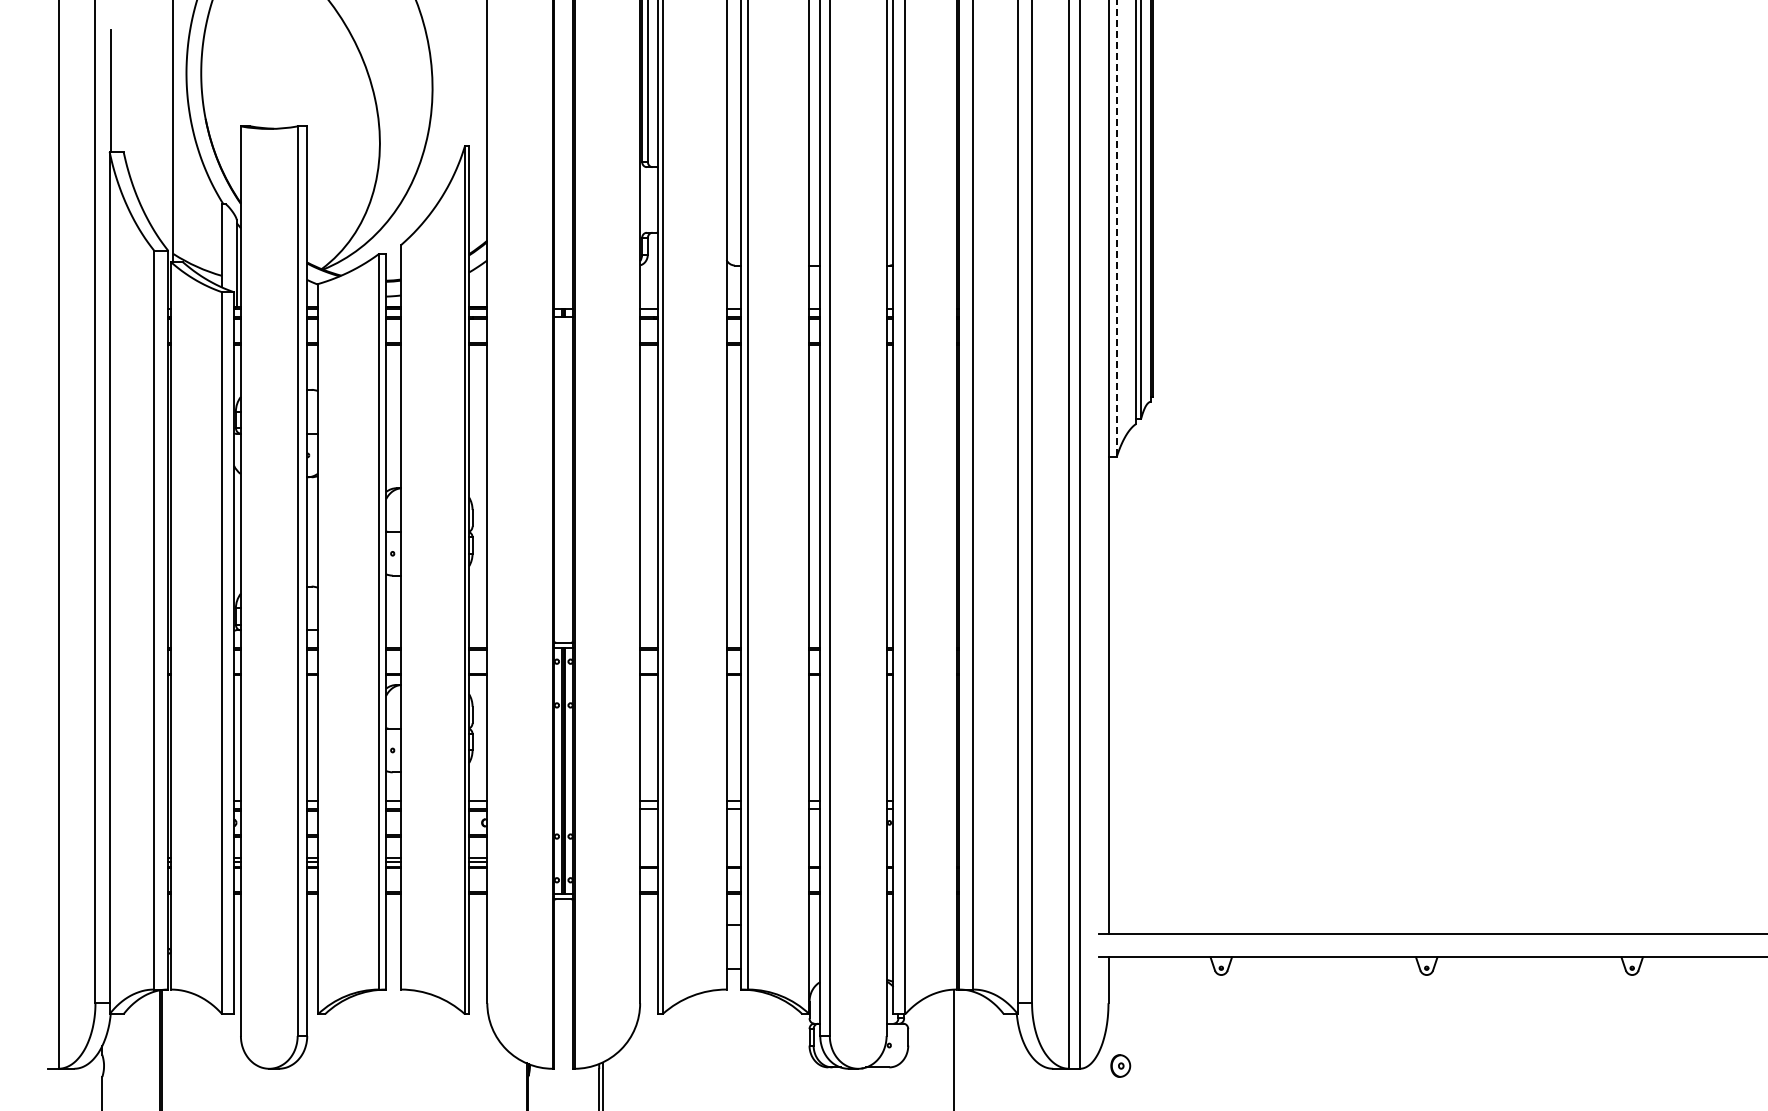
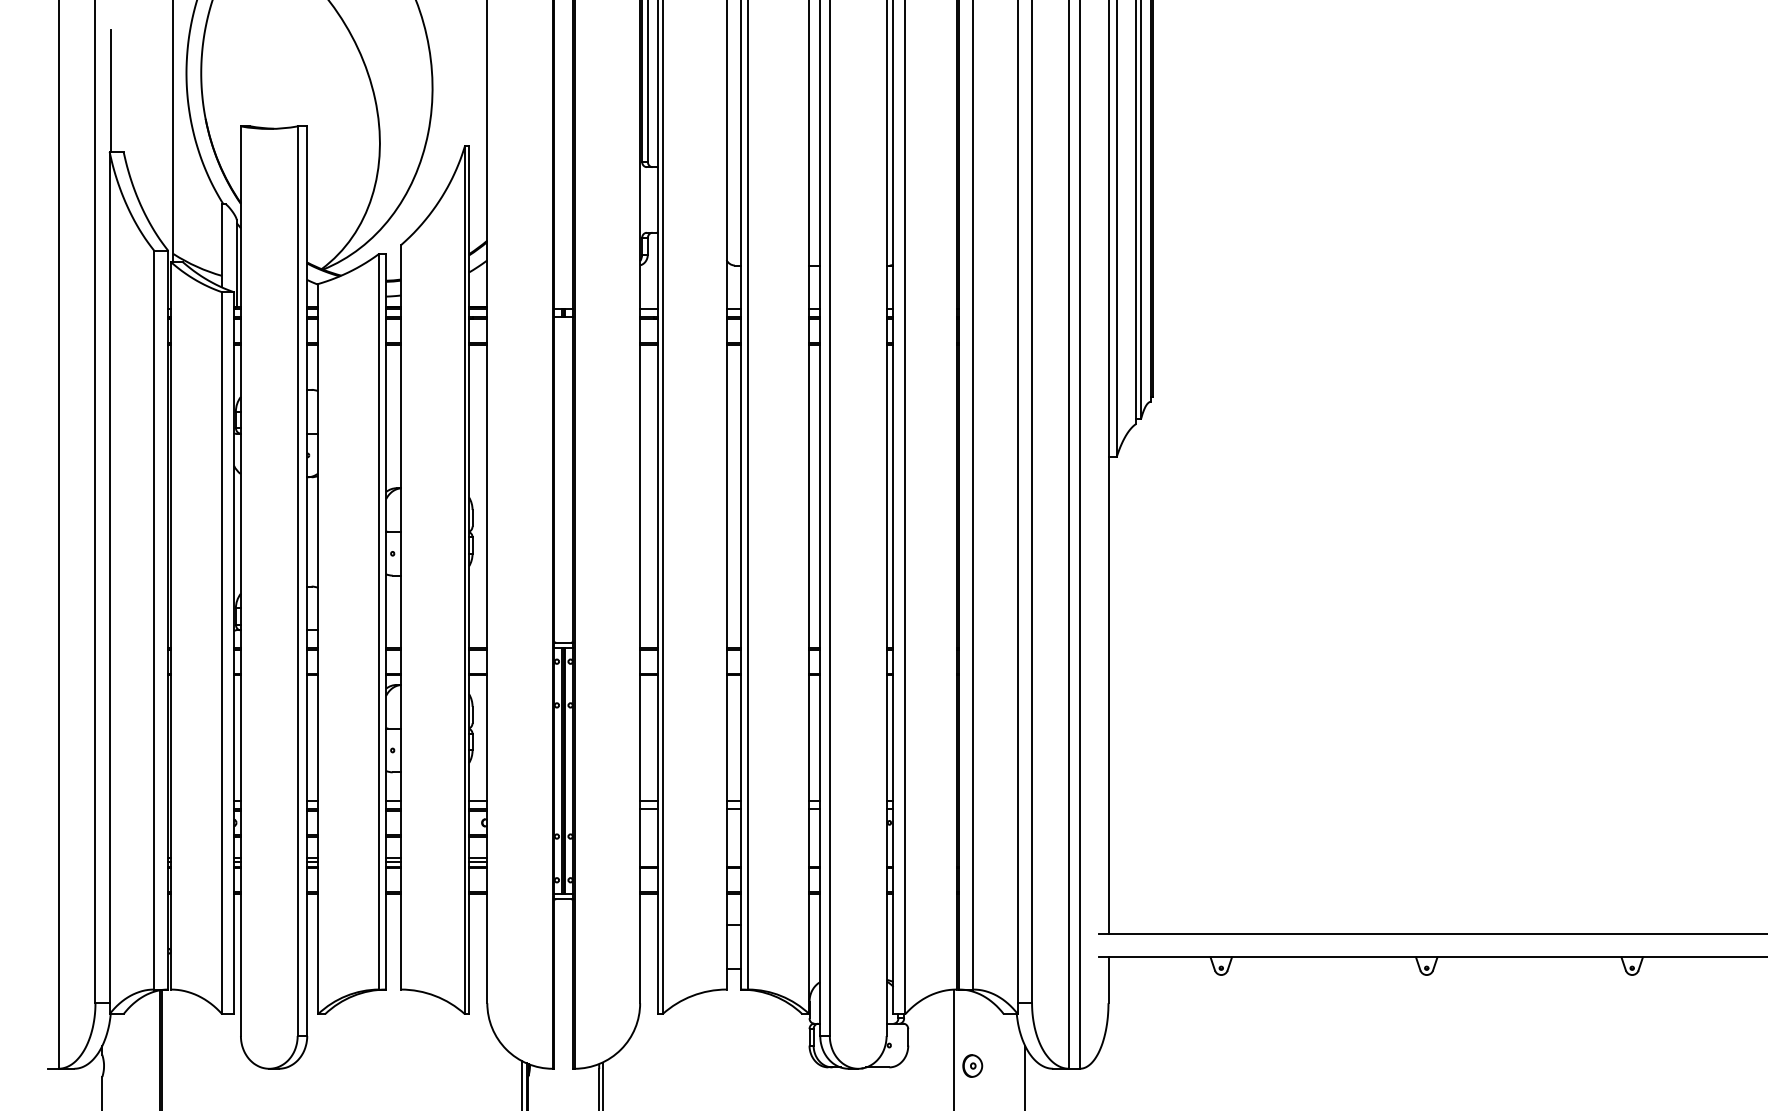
line: dashed -> solid (1116, 228)
part position: (1120, 1065) -> (972, 1065) (972, 1065)
line: none -> present (1025, 1075)
line: none -> present (521, 1083)
